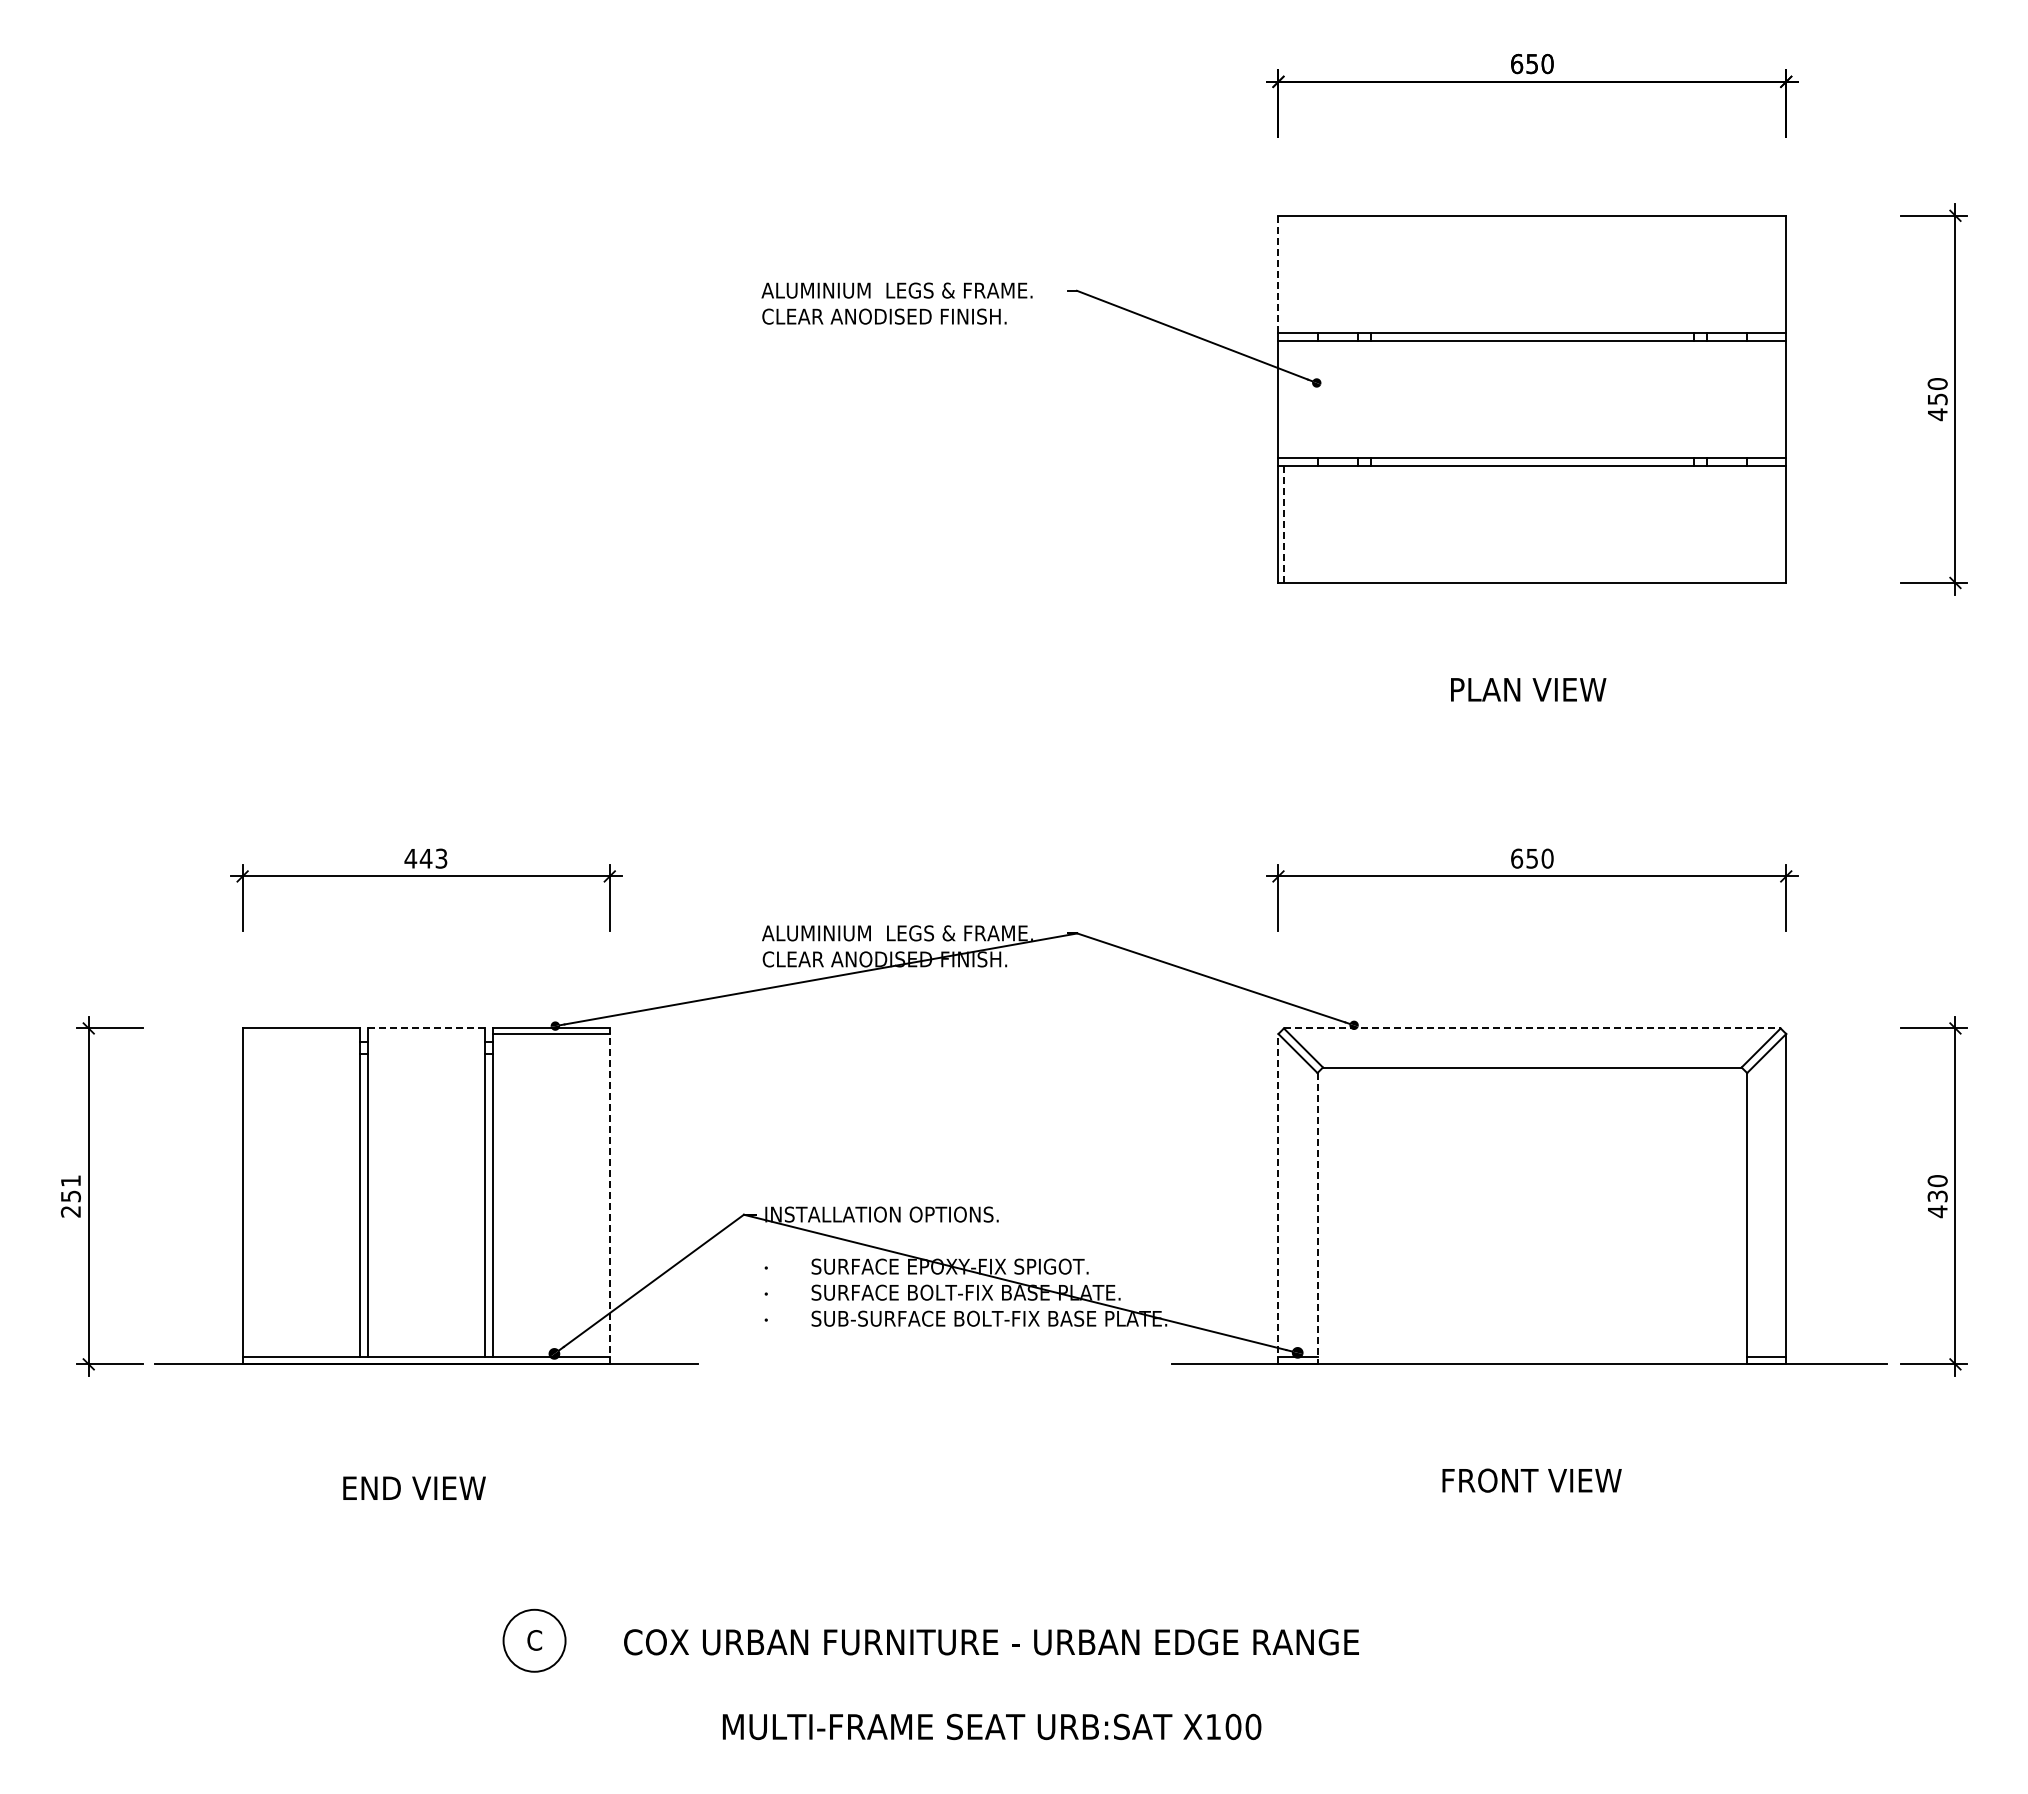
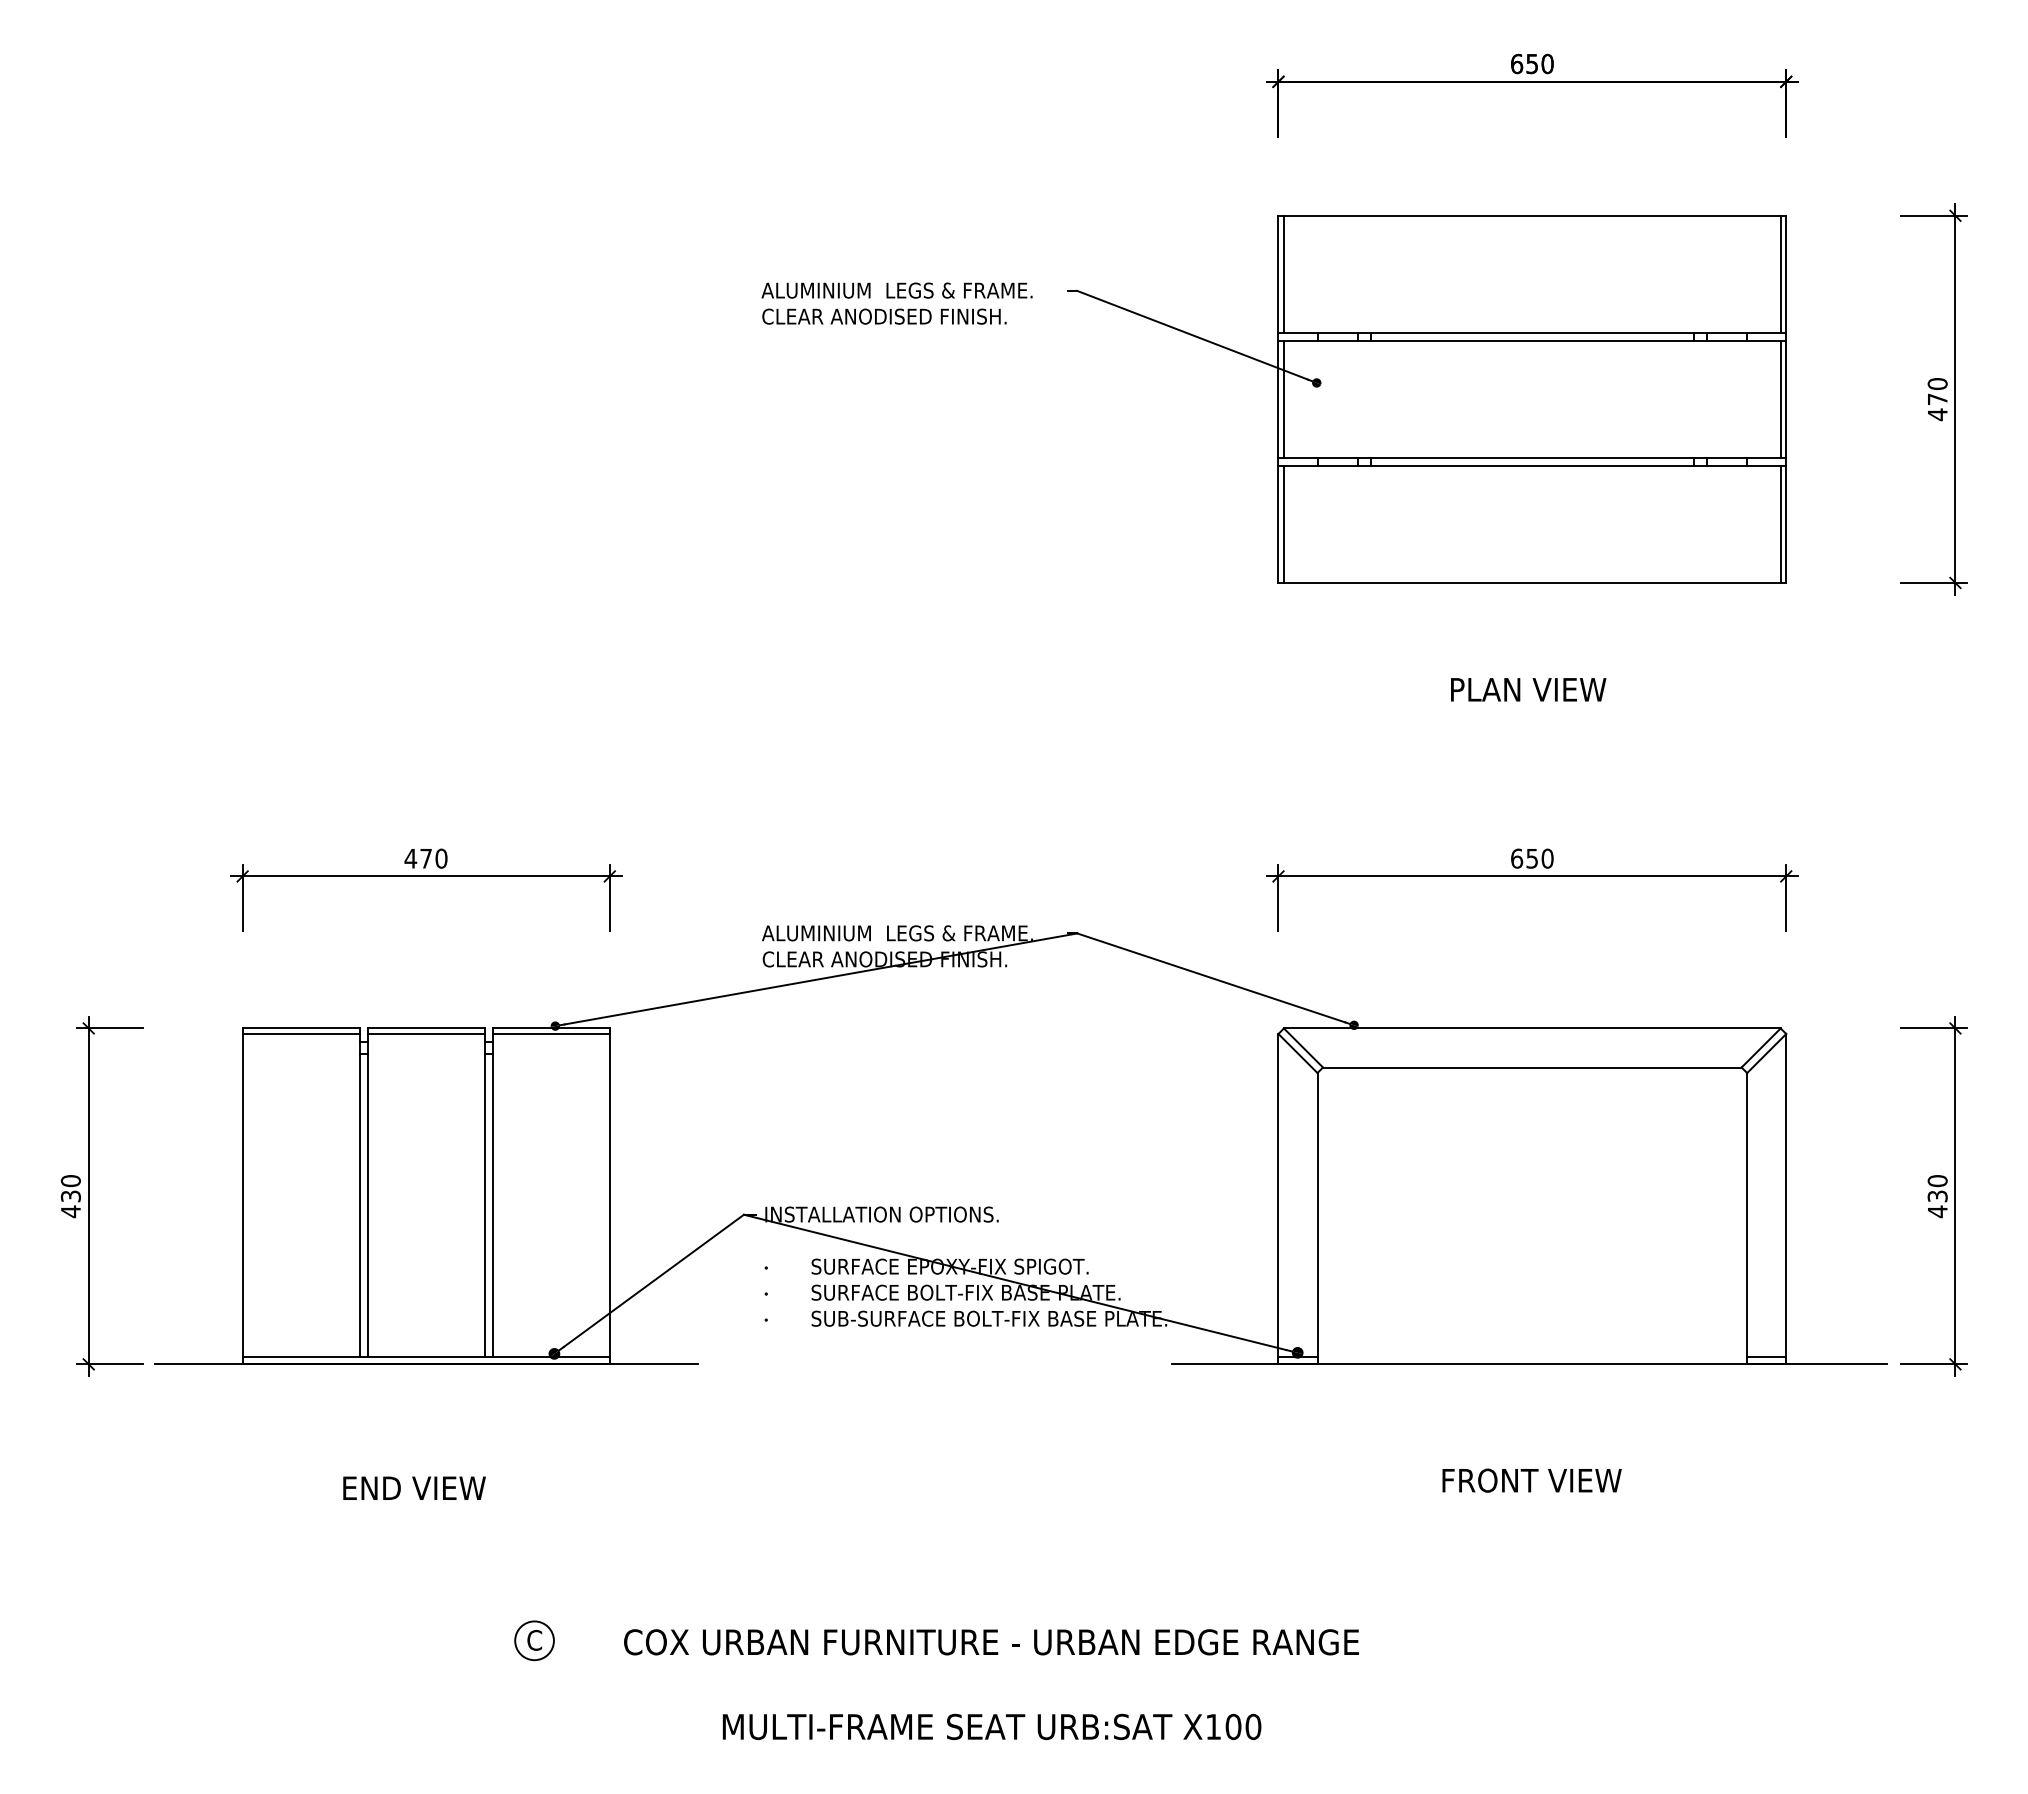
line: none -> present (1283, 273)
line: none -> present (1780, 273)
line: dashed -> solid (1278, 274)
line: none -> present (1283, 398)
line: none -> present (1780, 398)
text: 450 -> 470 (1937, 399)
line: none -> present (1780, 523)
line: dashed -> solid (1283, 524)
text: 443 -> 470 (433, 858)
line: dashed -> solid (426, 1028)
line: dashed -> solid (1532, 1028)
line: none -> present (300, 1034)
line: none -> present (425, 1034)
text: 251 -> 430 (70, 1196)
line: dashed -> solid (609, 1196)
line: dashed -> solid (1278, 1198)
line: dashed -> solid (1317, 1218)
circle diameter: 62 px -> 39 px (534, 1640)
